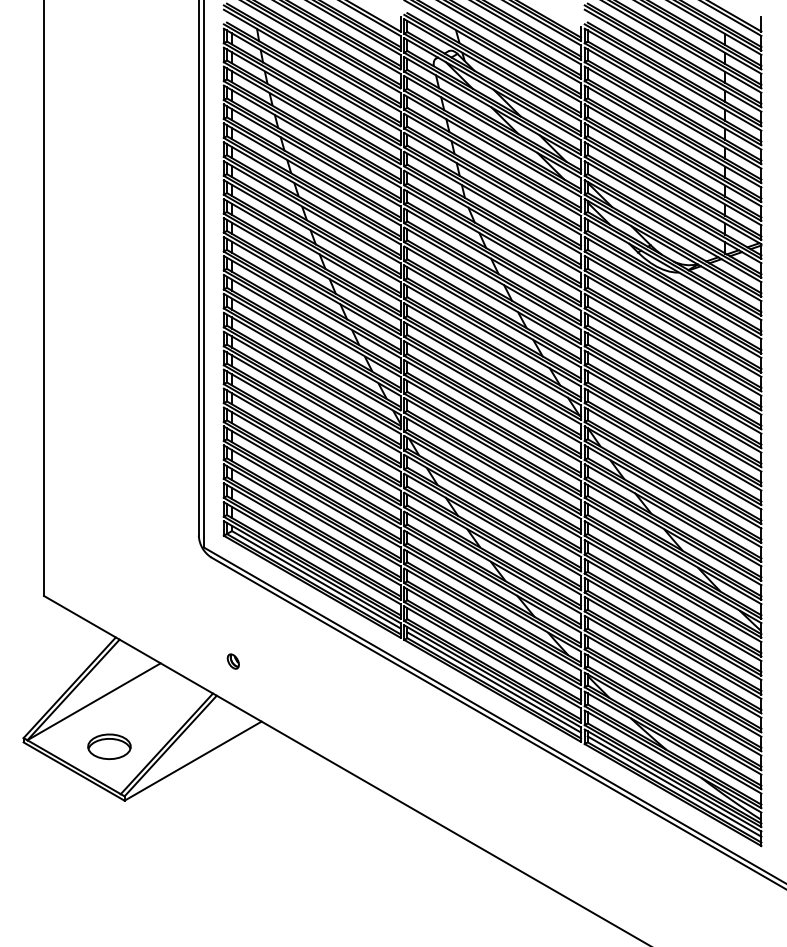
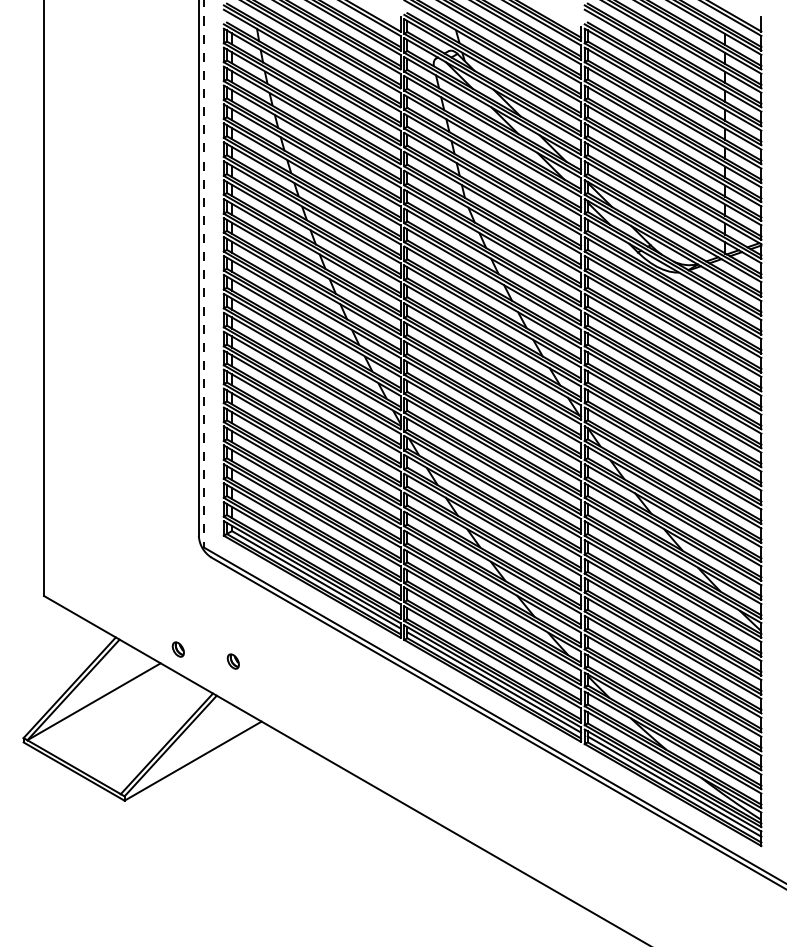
line: solid -> dashed (203, 274)
part: none -> present (177, 649)
part: present -> none (109, 746)
